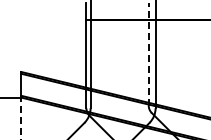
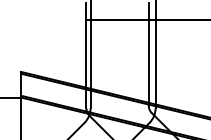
line: dashed -> solid (148, 53)
line: dashed -> solid (21, 118)
